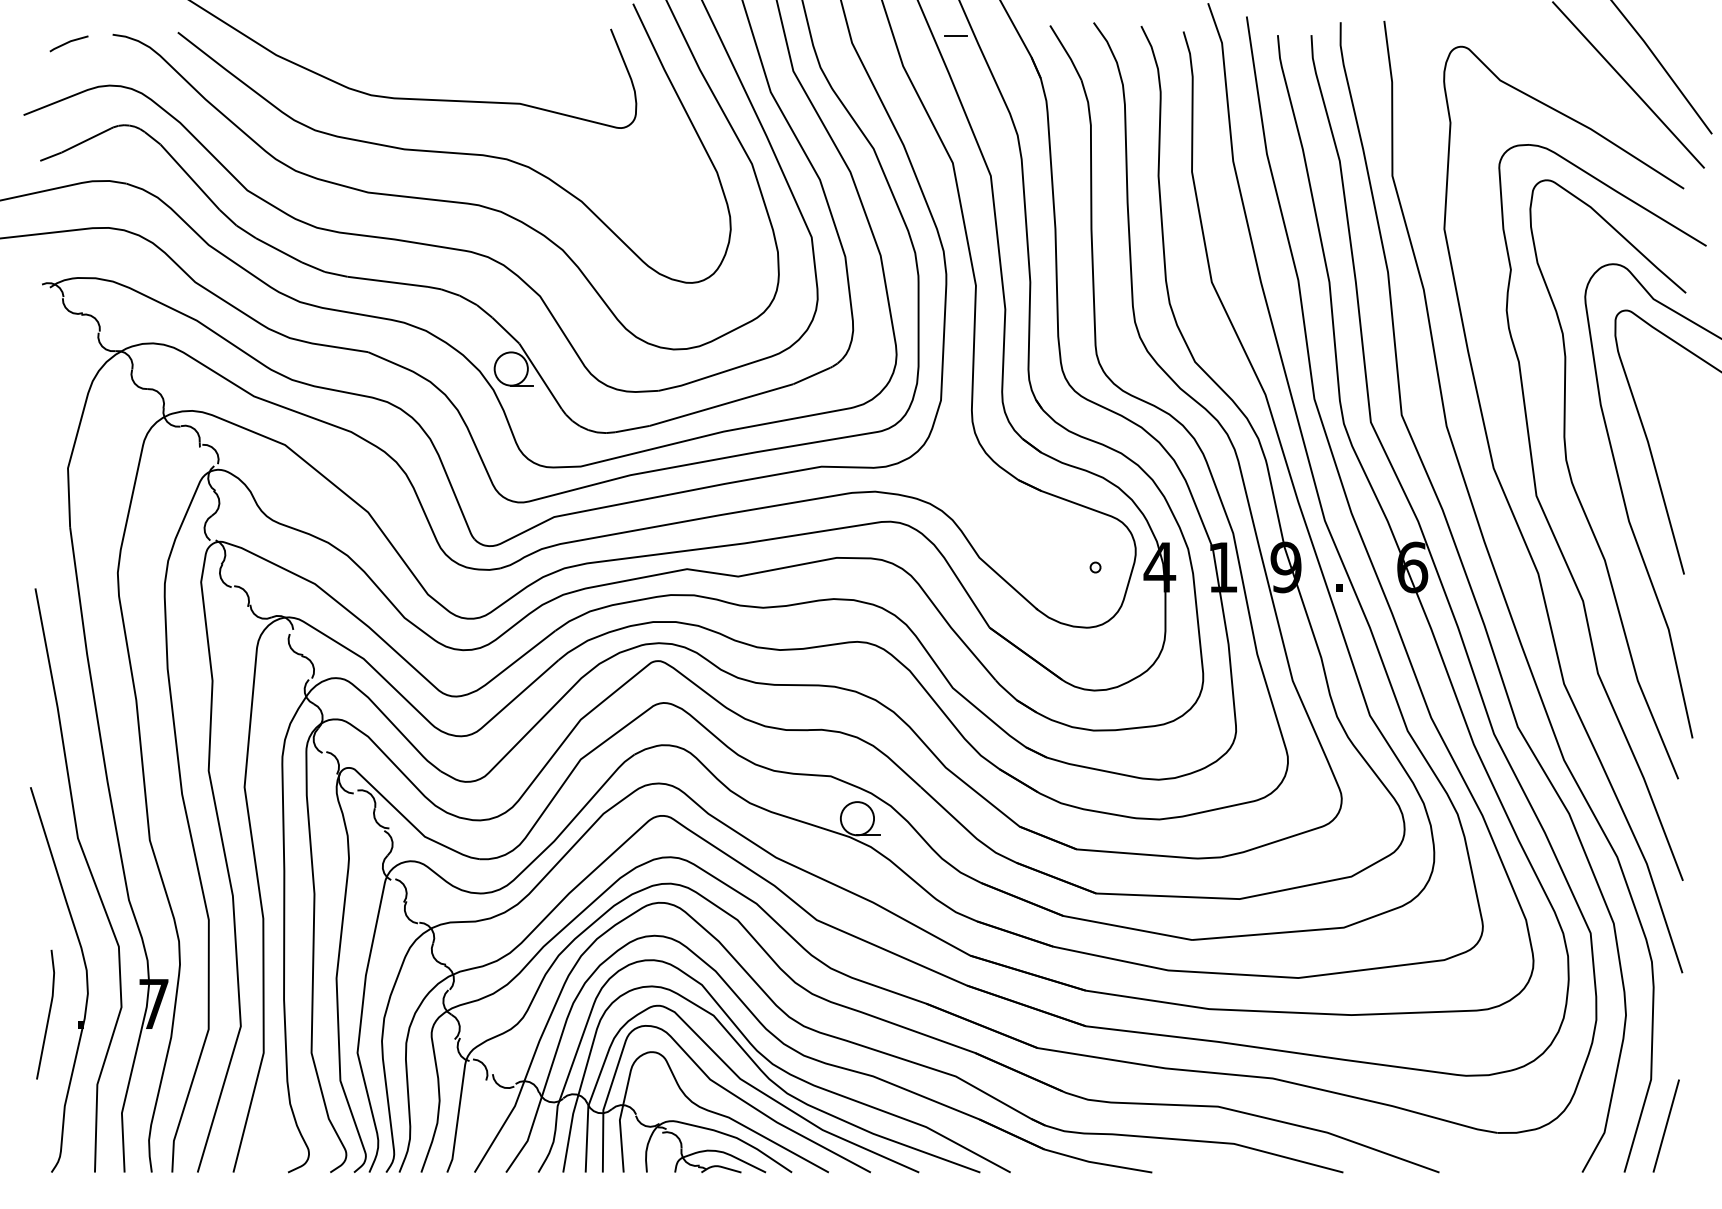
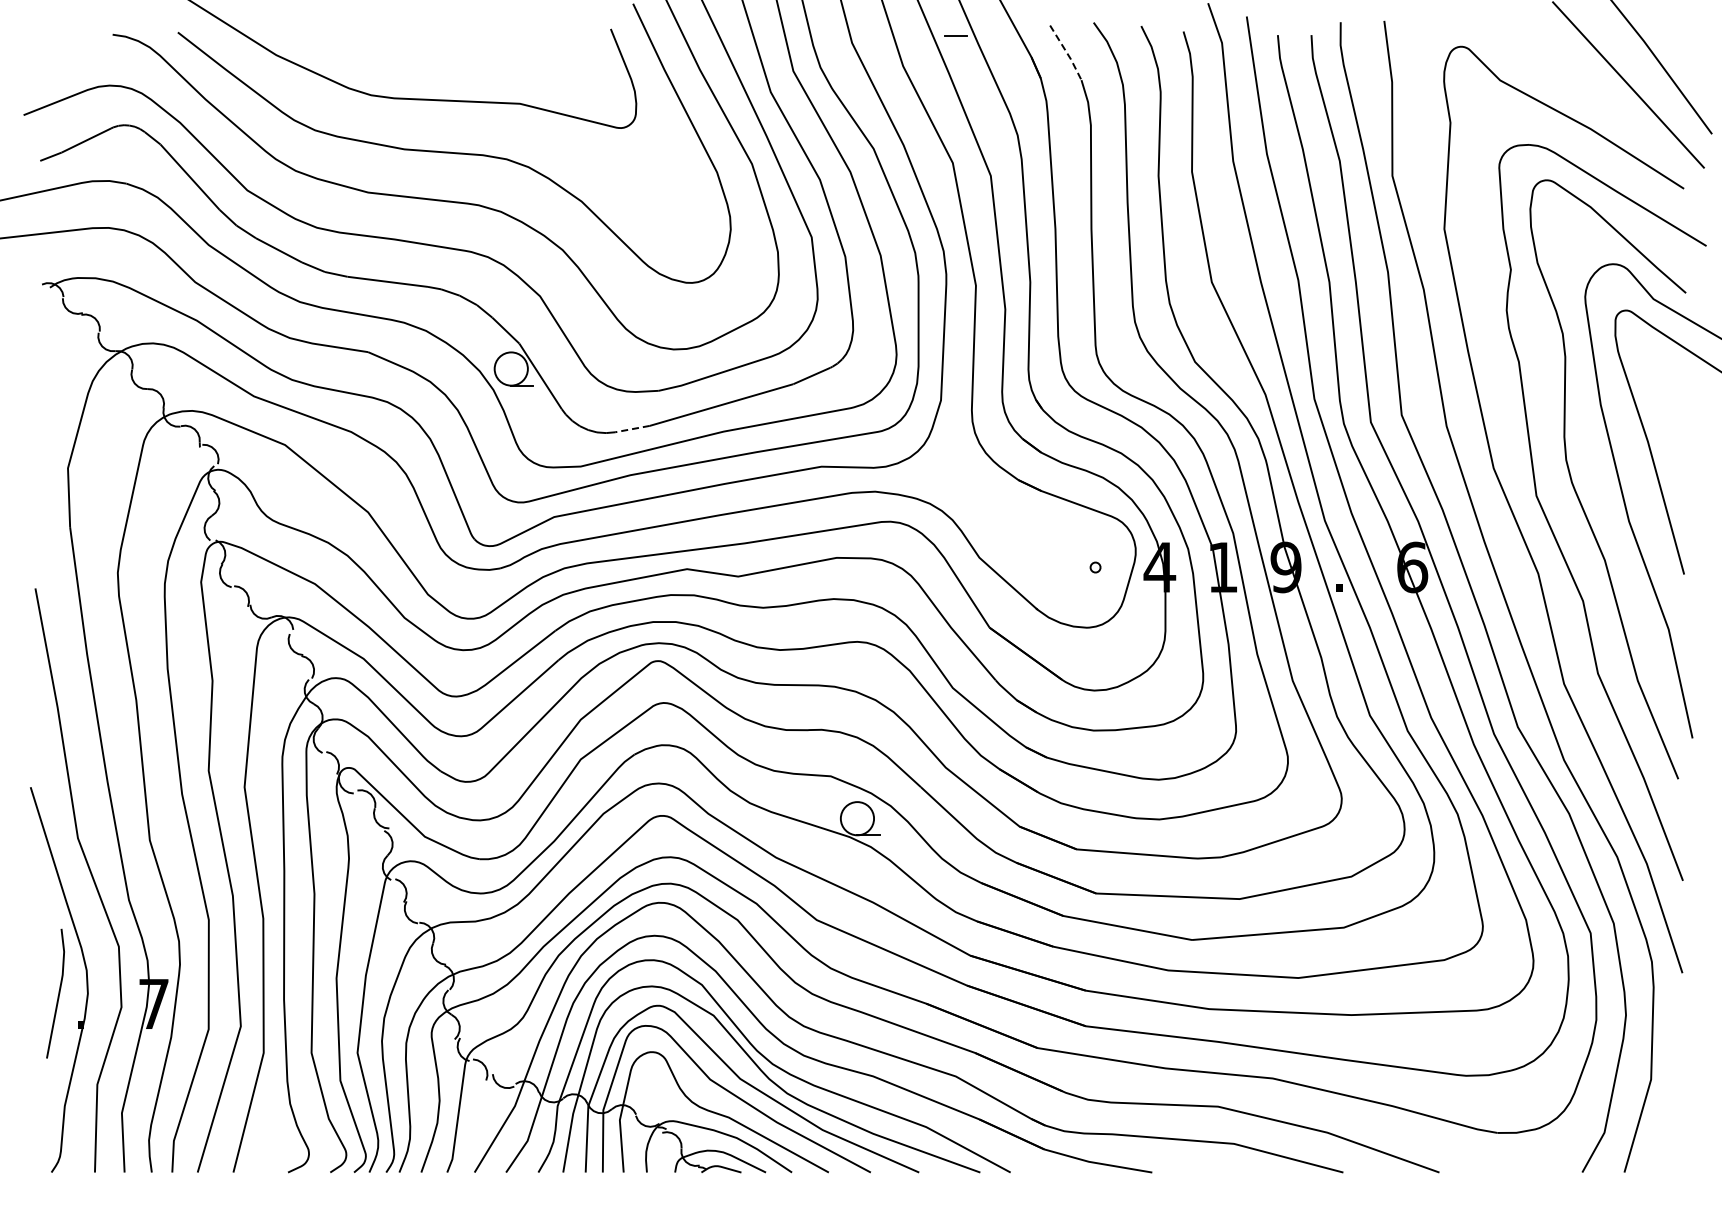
line: present -> none (68, 43)
line: solid -> dashed (1067, 53)
line: solid -> dashed (632, 429)
line position: (48, 1014) -> (58, 993) (58, 993)
line: present -> none (1665, 1125)
